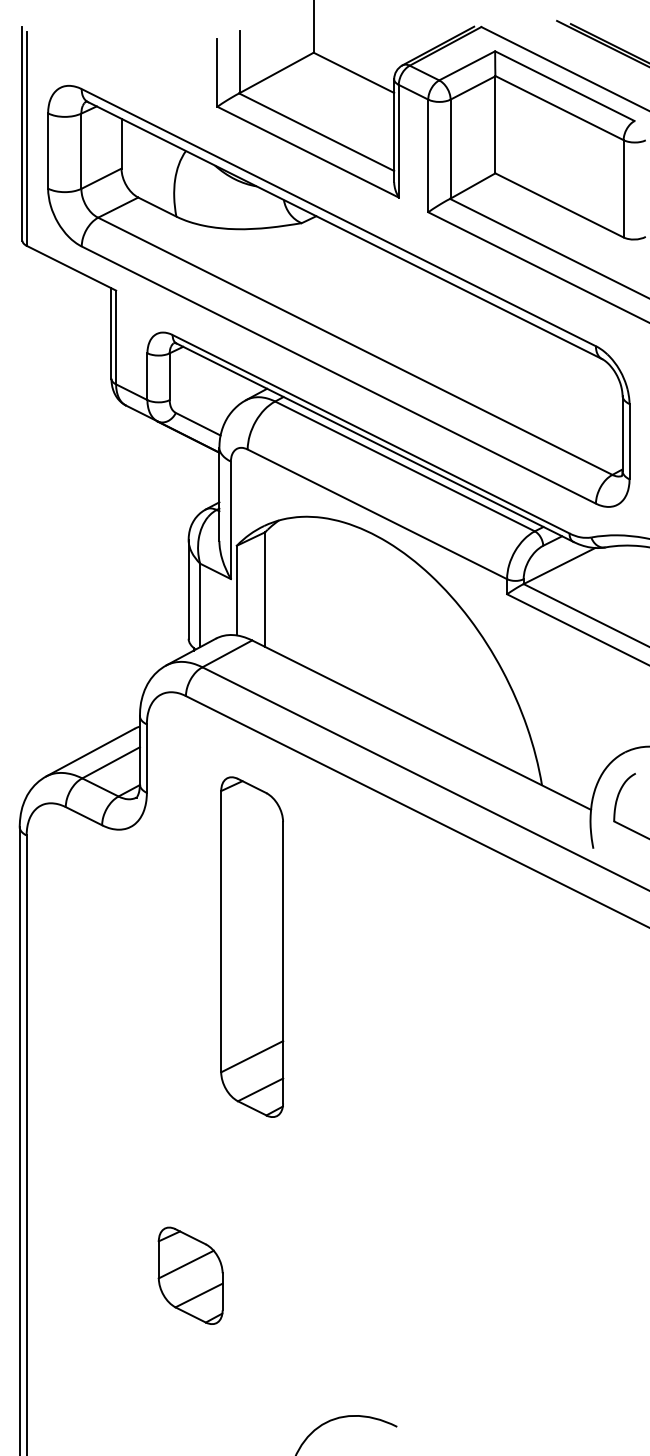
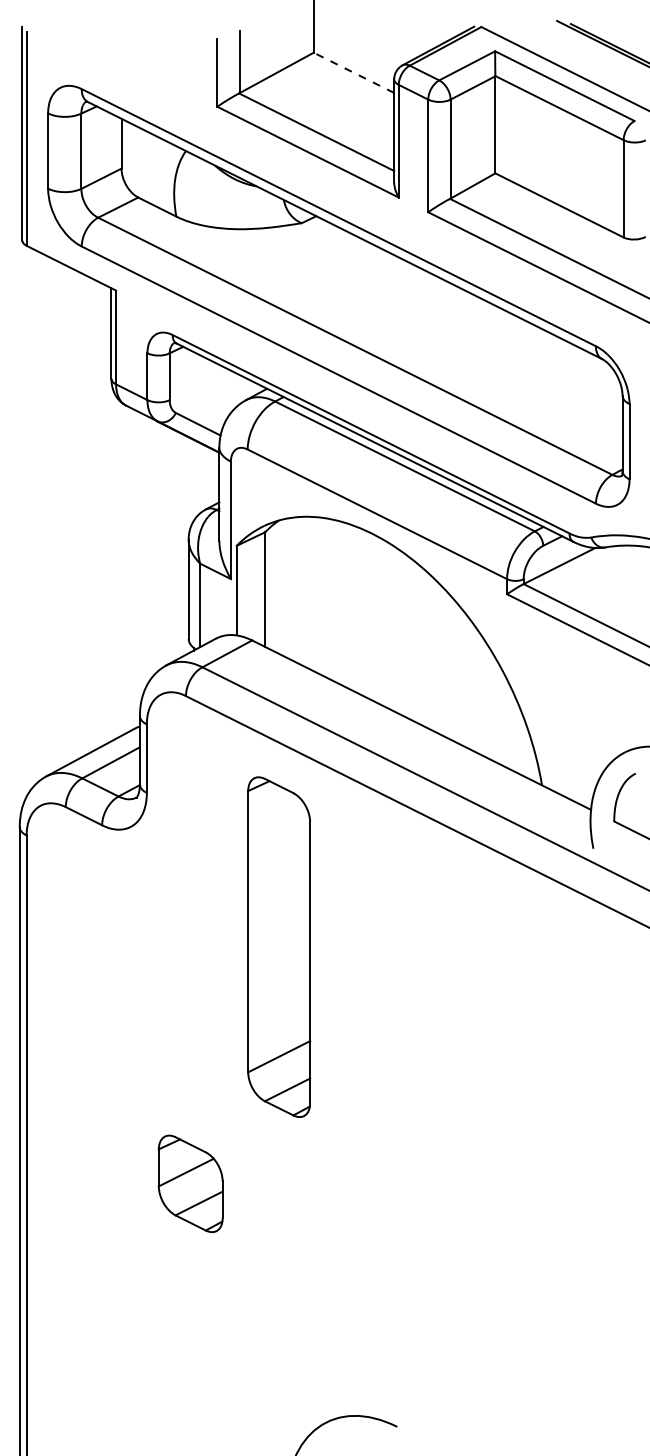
line: solid -> dashed (353, 72)
part position: (252, 946) -> (279, 946) (279, 946)
part position: (190, 1275) -> (190, 1183) (190, 1183)
